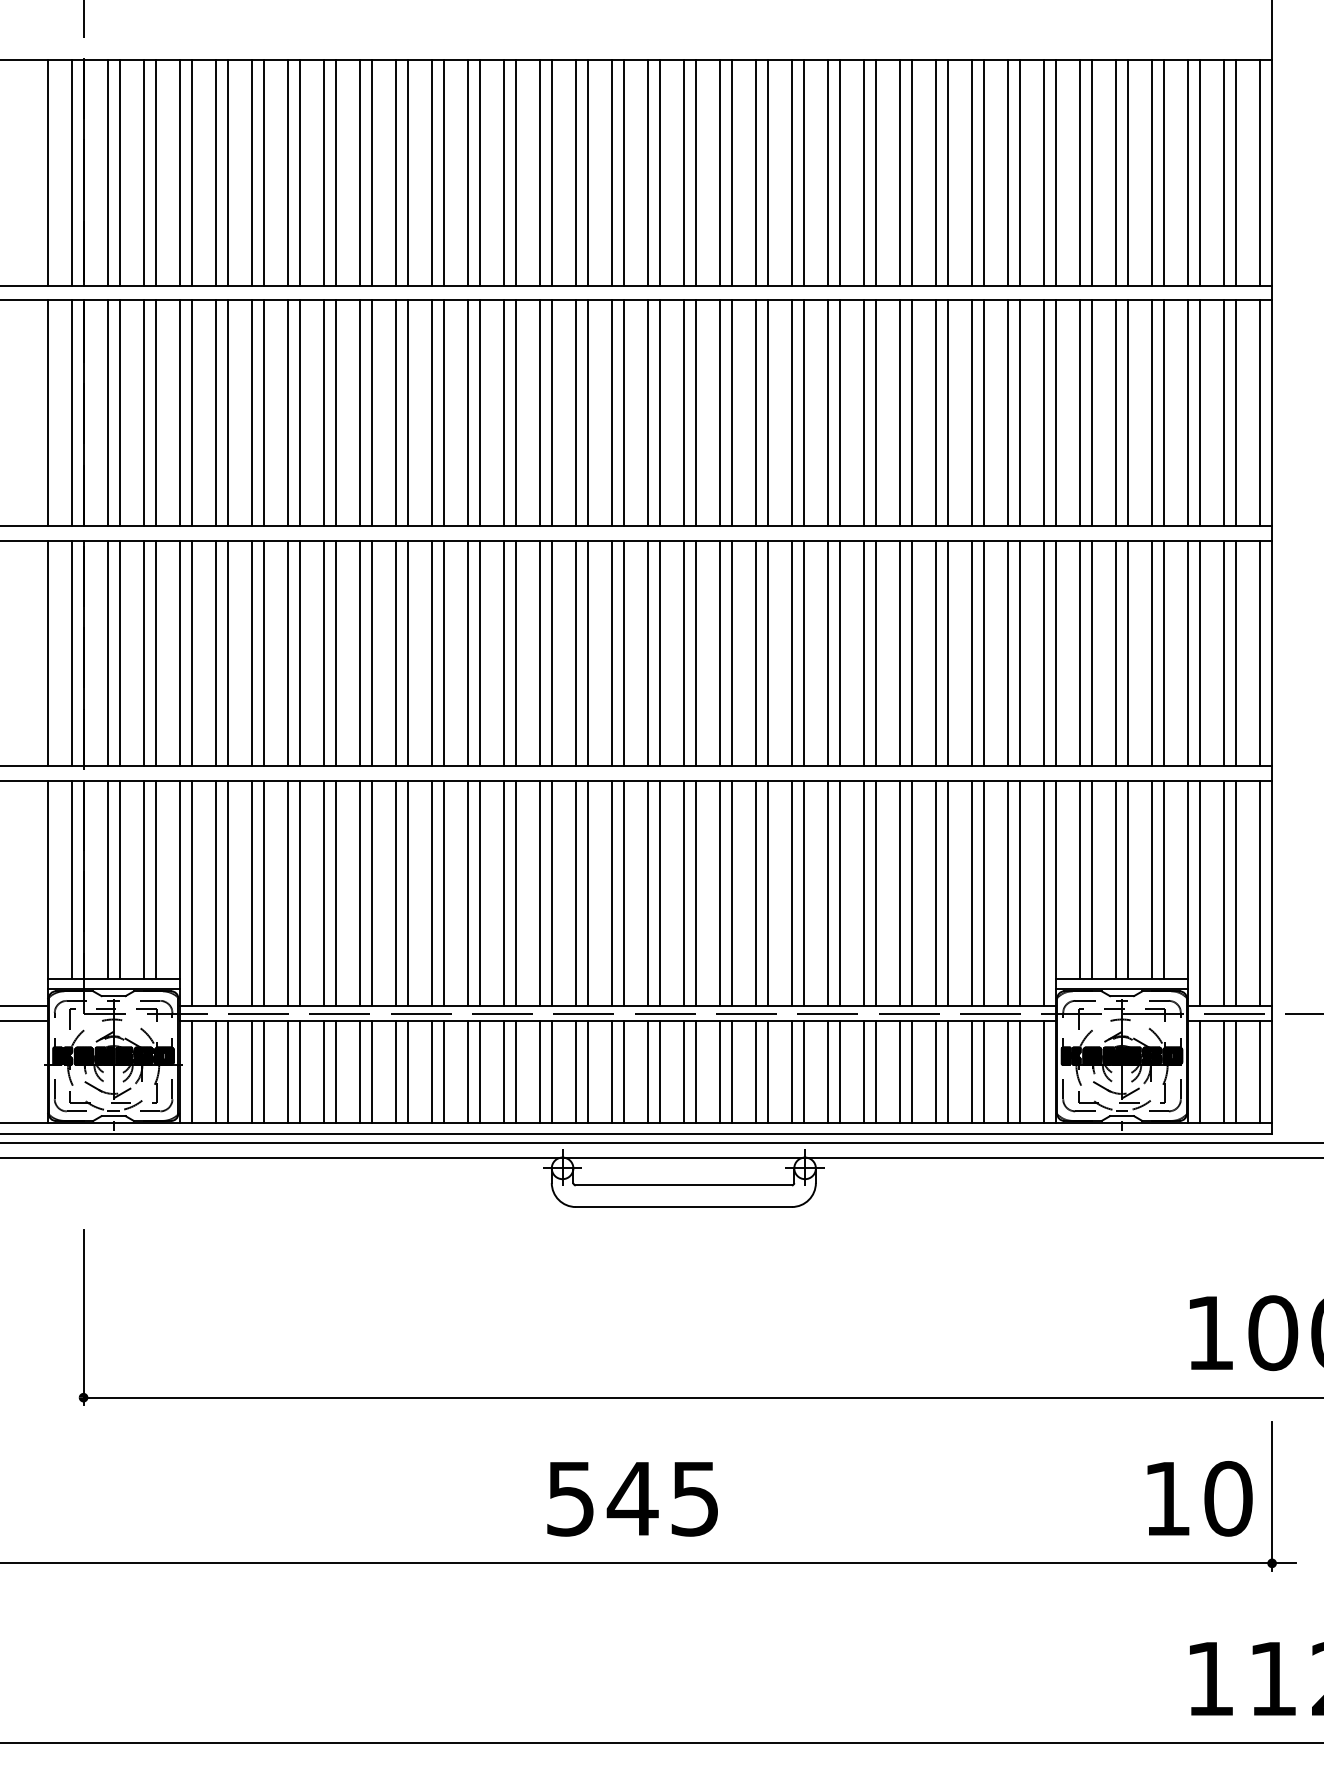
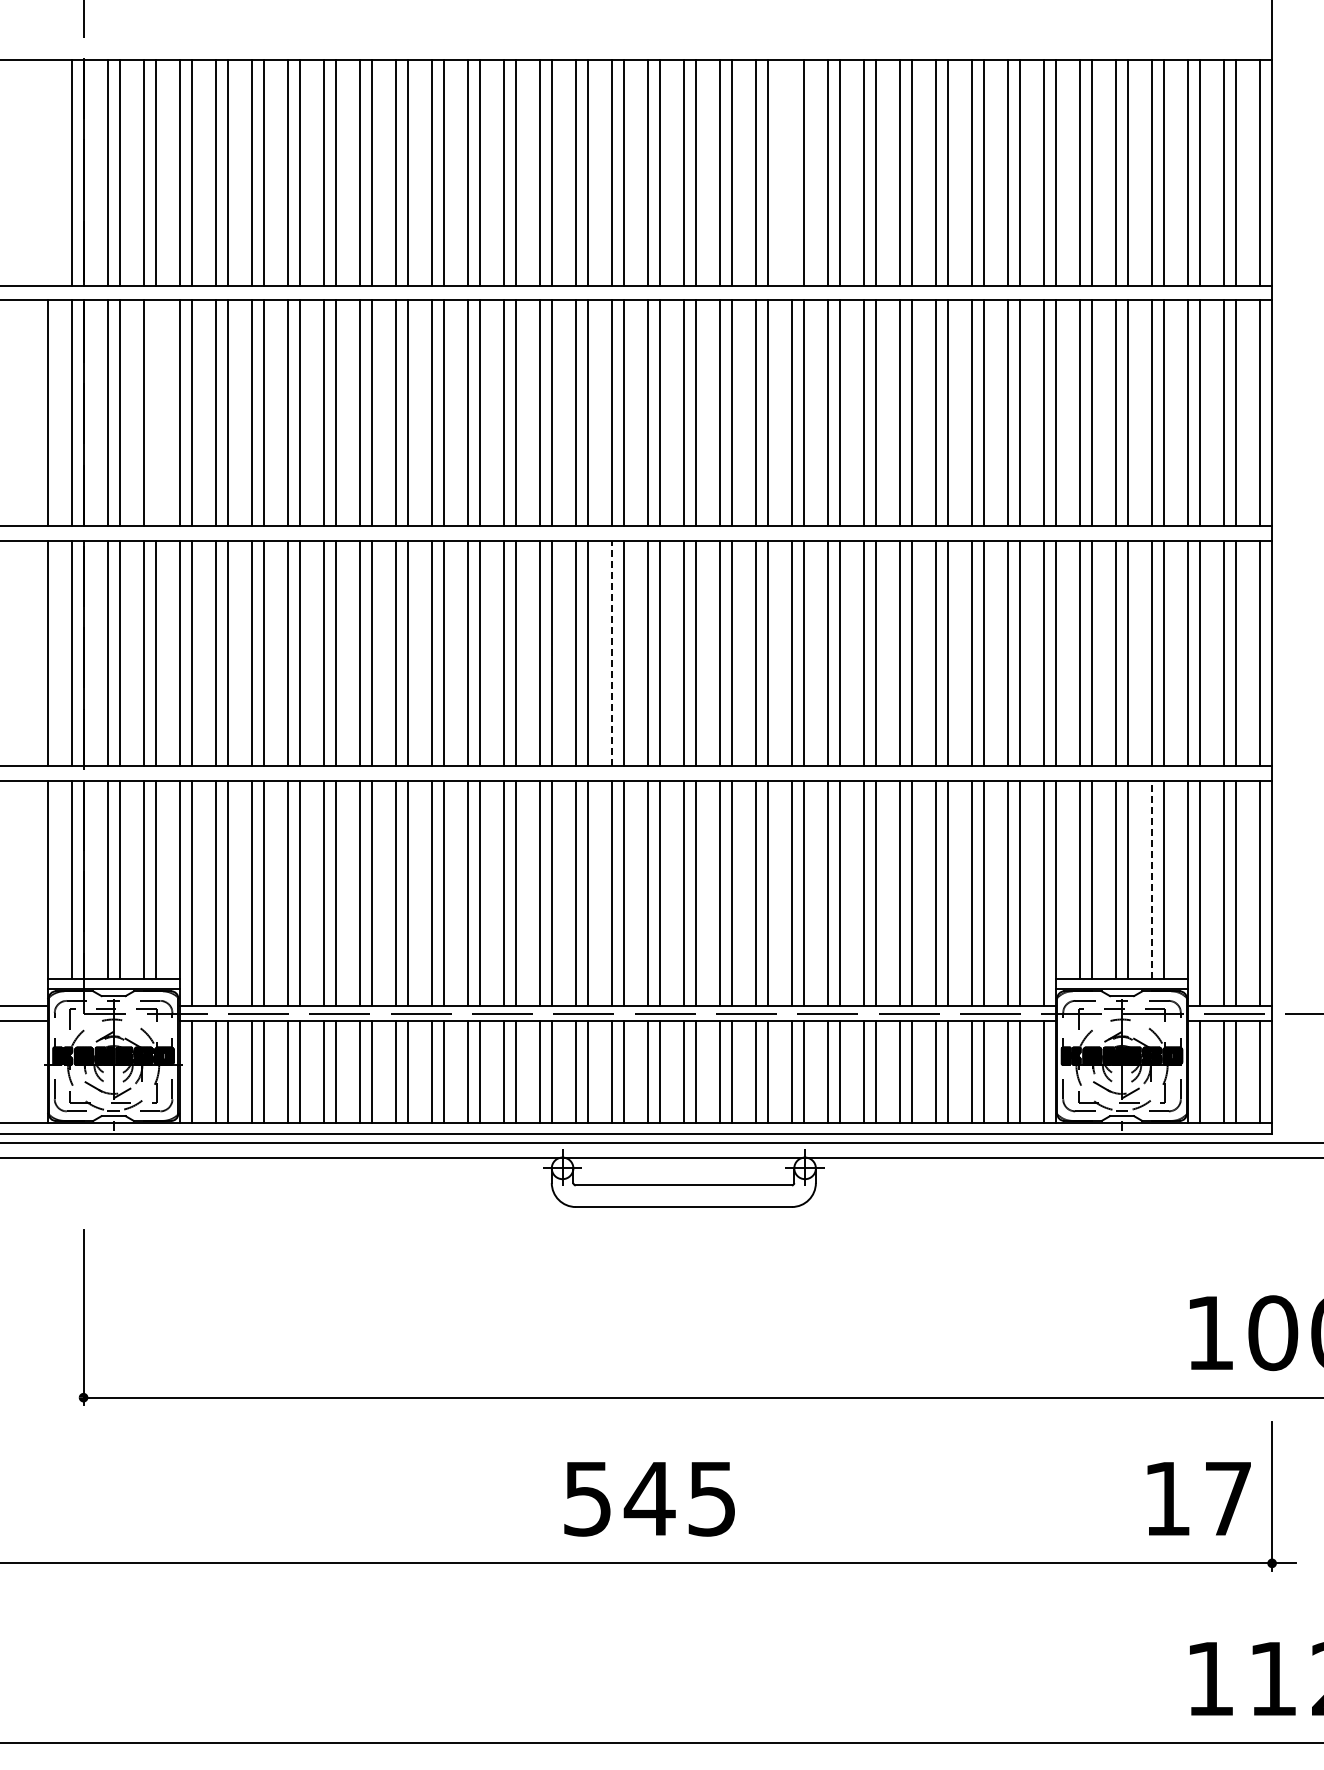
line: present -> none (47, 173)
line: present -> none (791, 173)
line: present -> none (155, 413)
line: solid -> dashed (611, 653)
line: solid -> dashed (1152, 879)
text: 10 -> 17 (1228, 1498)
text position: (632, 1499) -> (649, 1499) (649, 1499)
